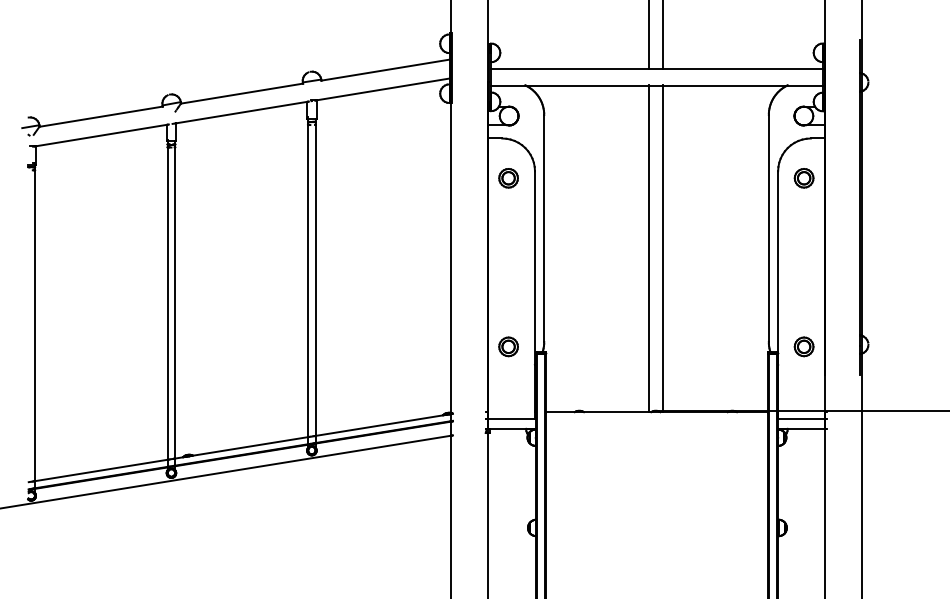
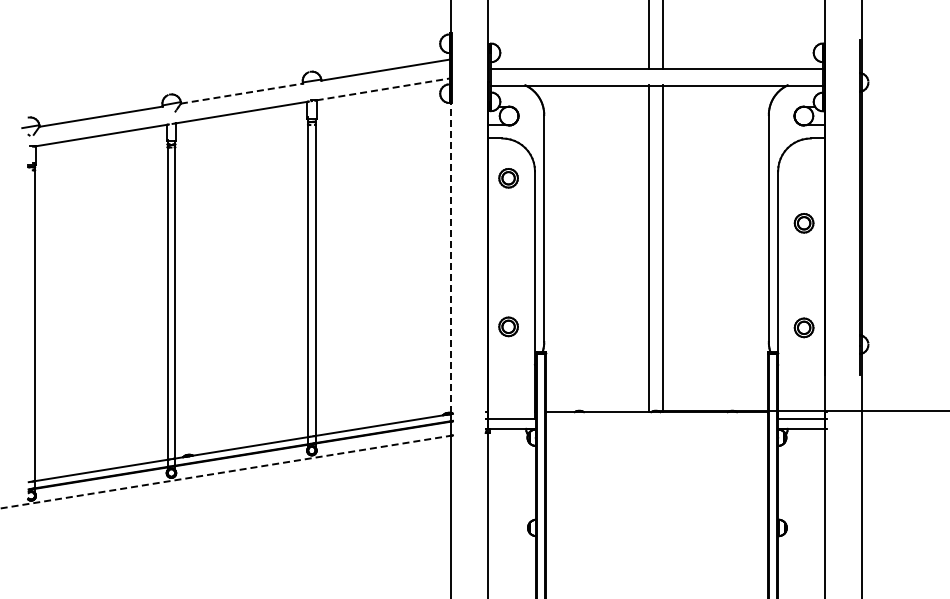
line: solid -> dashed (383, 89)
line: solid -> dashed (241, 93)
part position: (803, 178) -> (803, 223) (803, 223)
line: solid -> dashed (450, 258)
part position: (508, 346) -> (508, 326) (508, 326)
part position: (803, 346) -> (803, 327) (803, 327)
line: solid -> dashed (225, 472)
